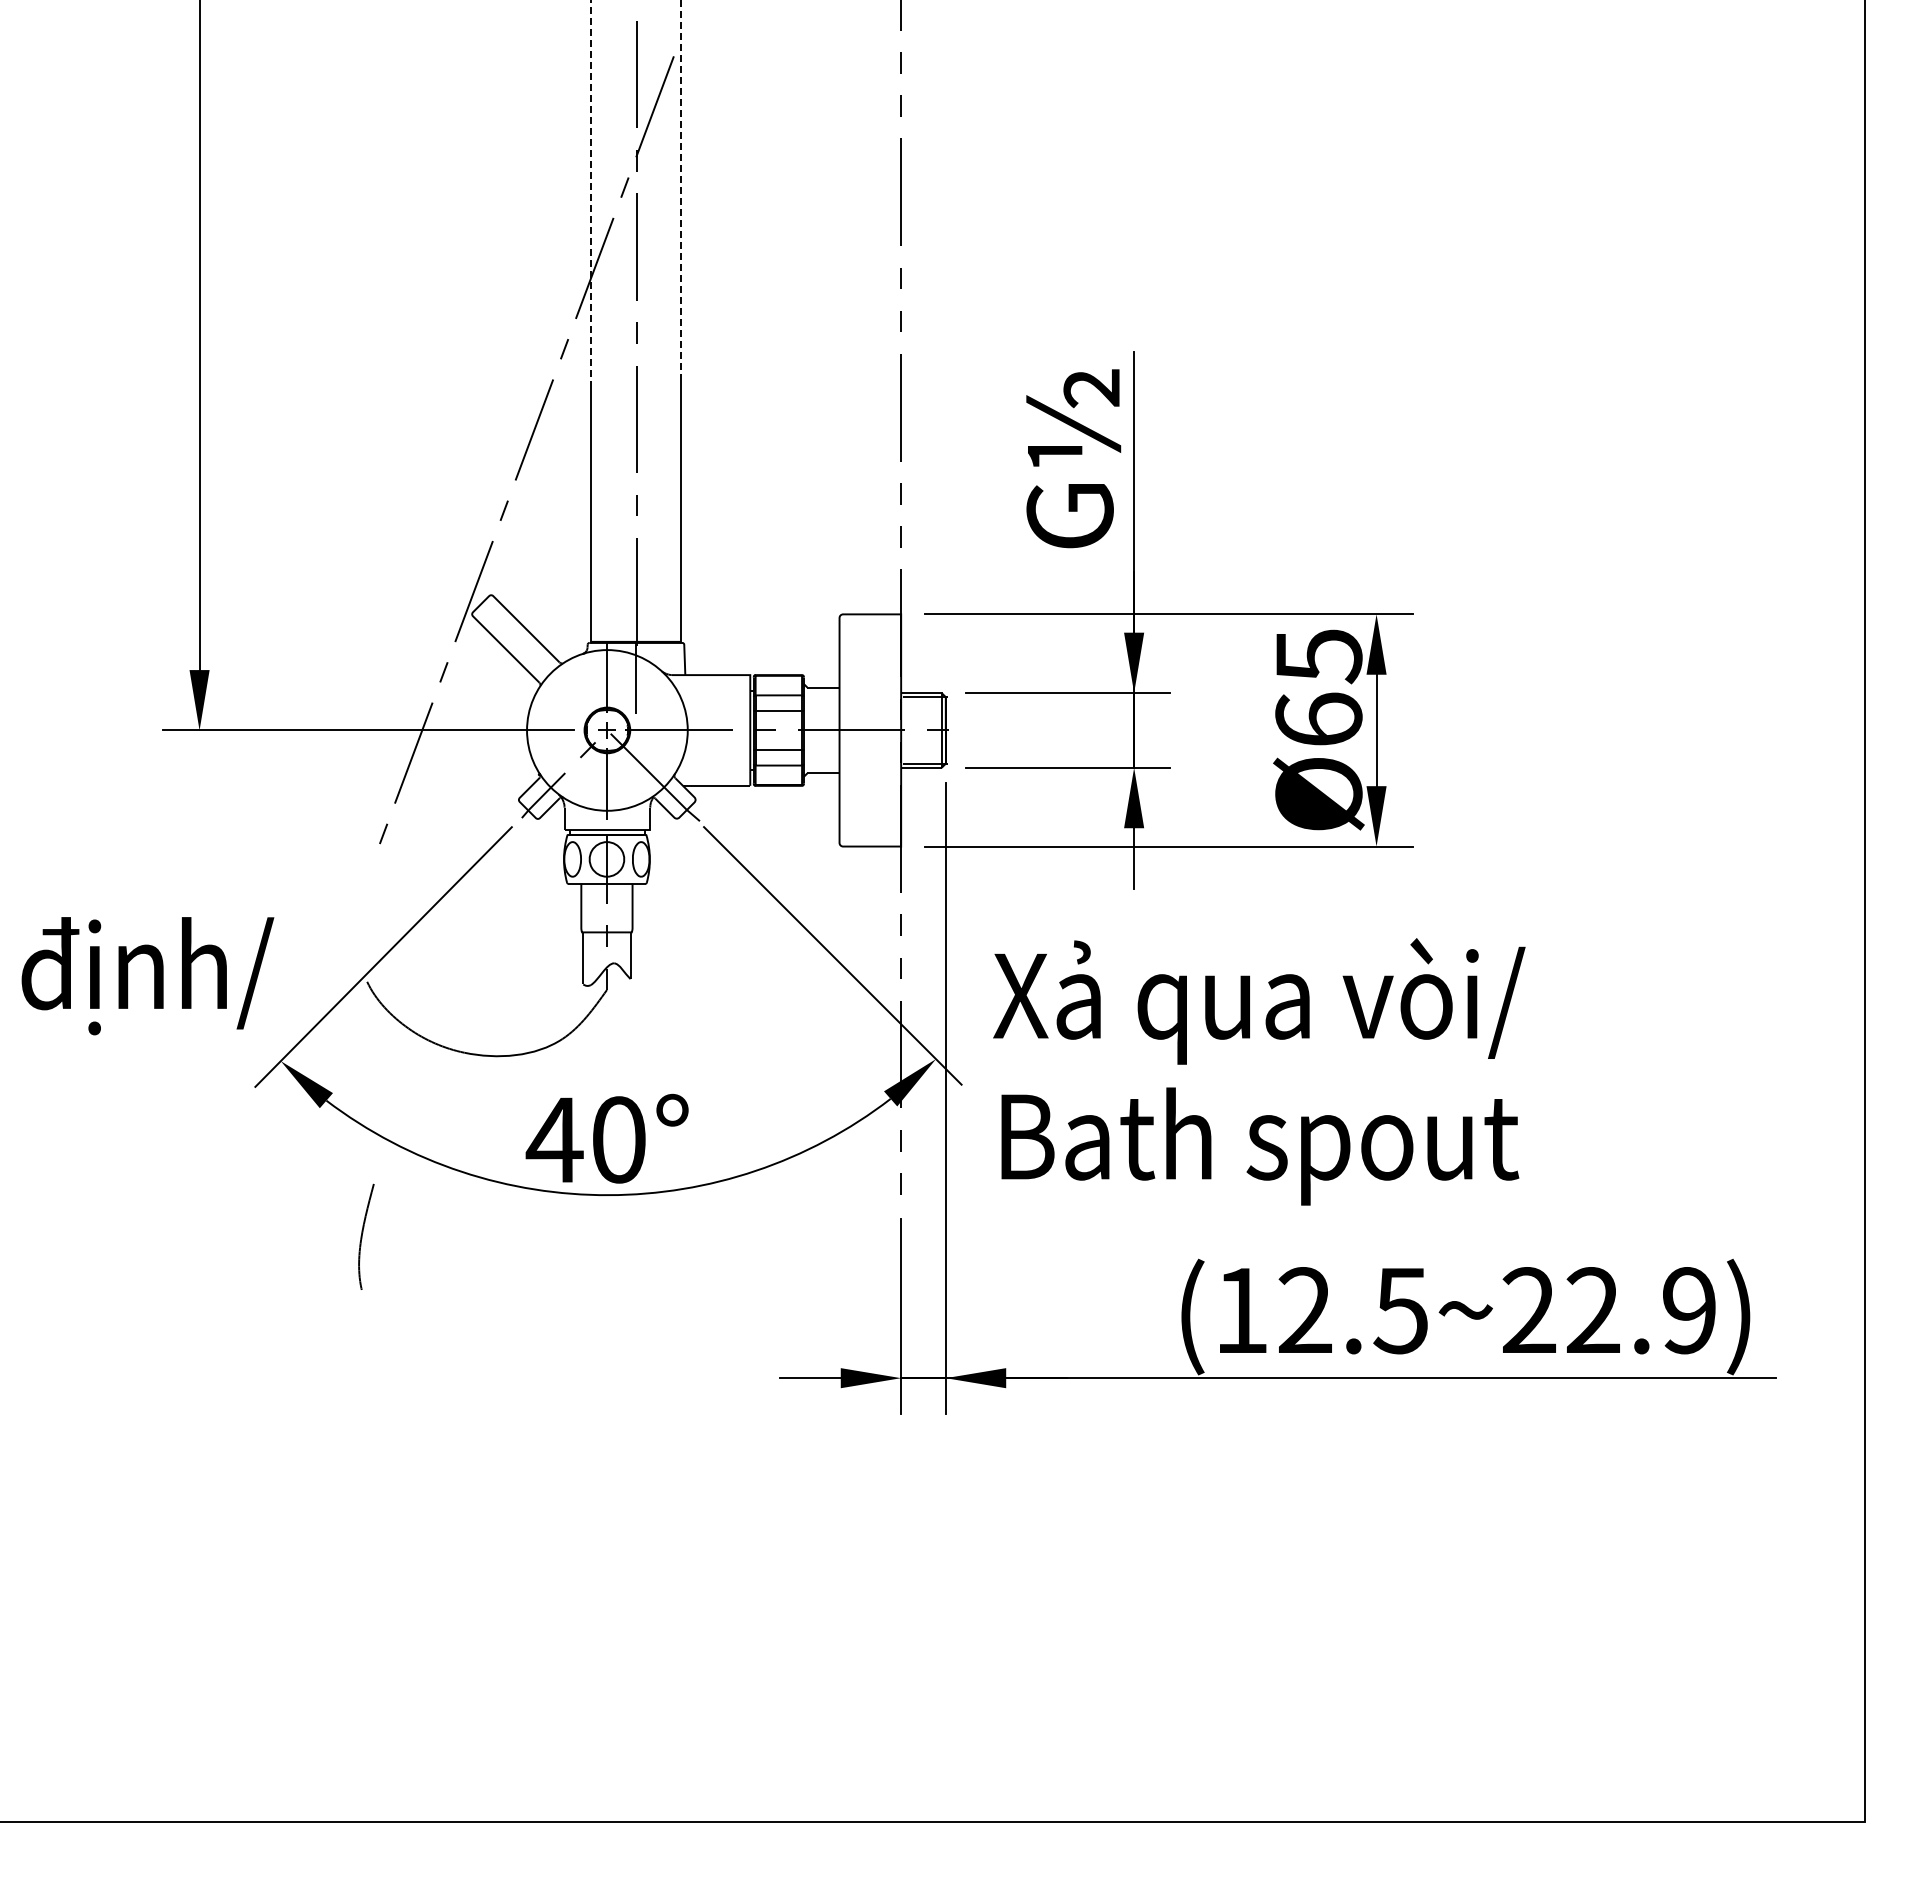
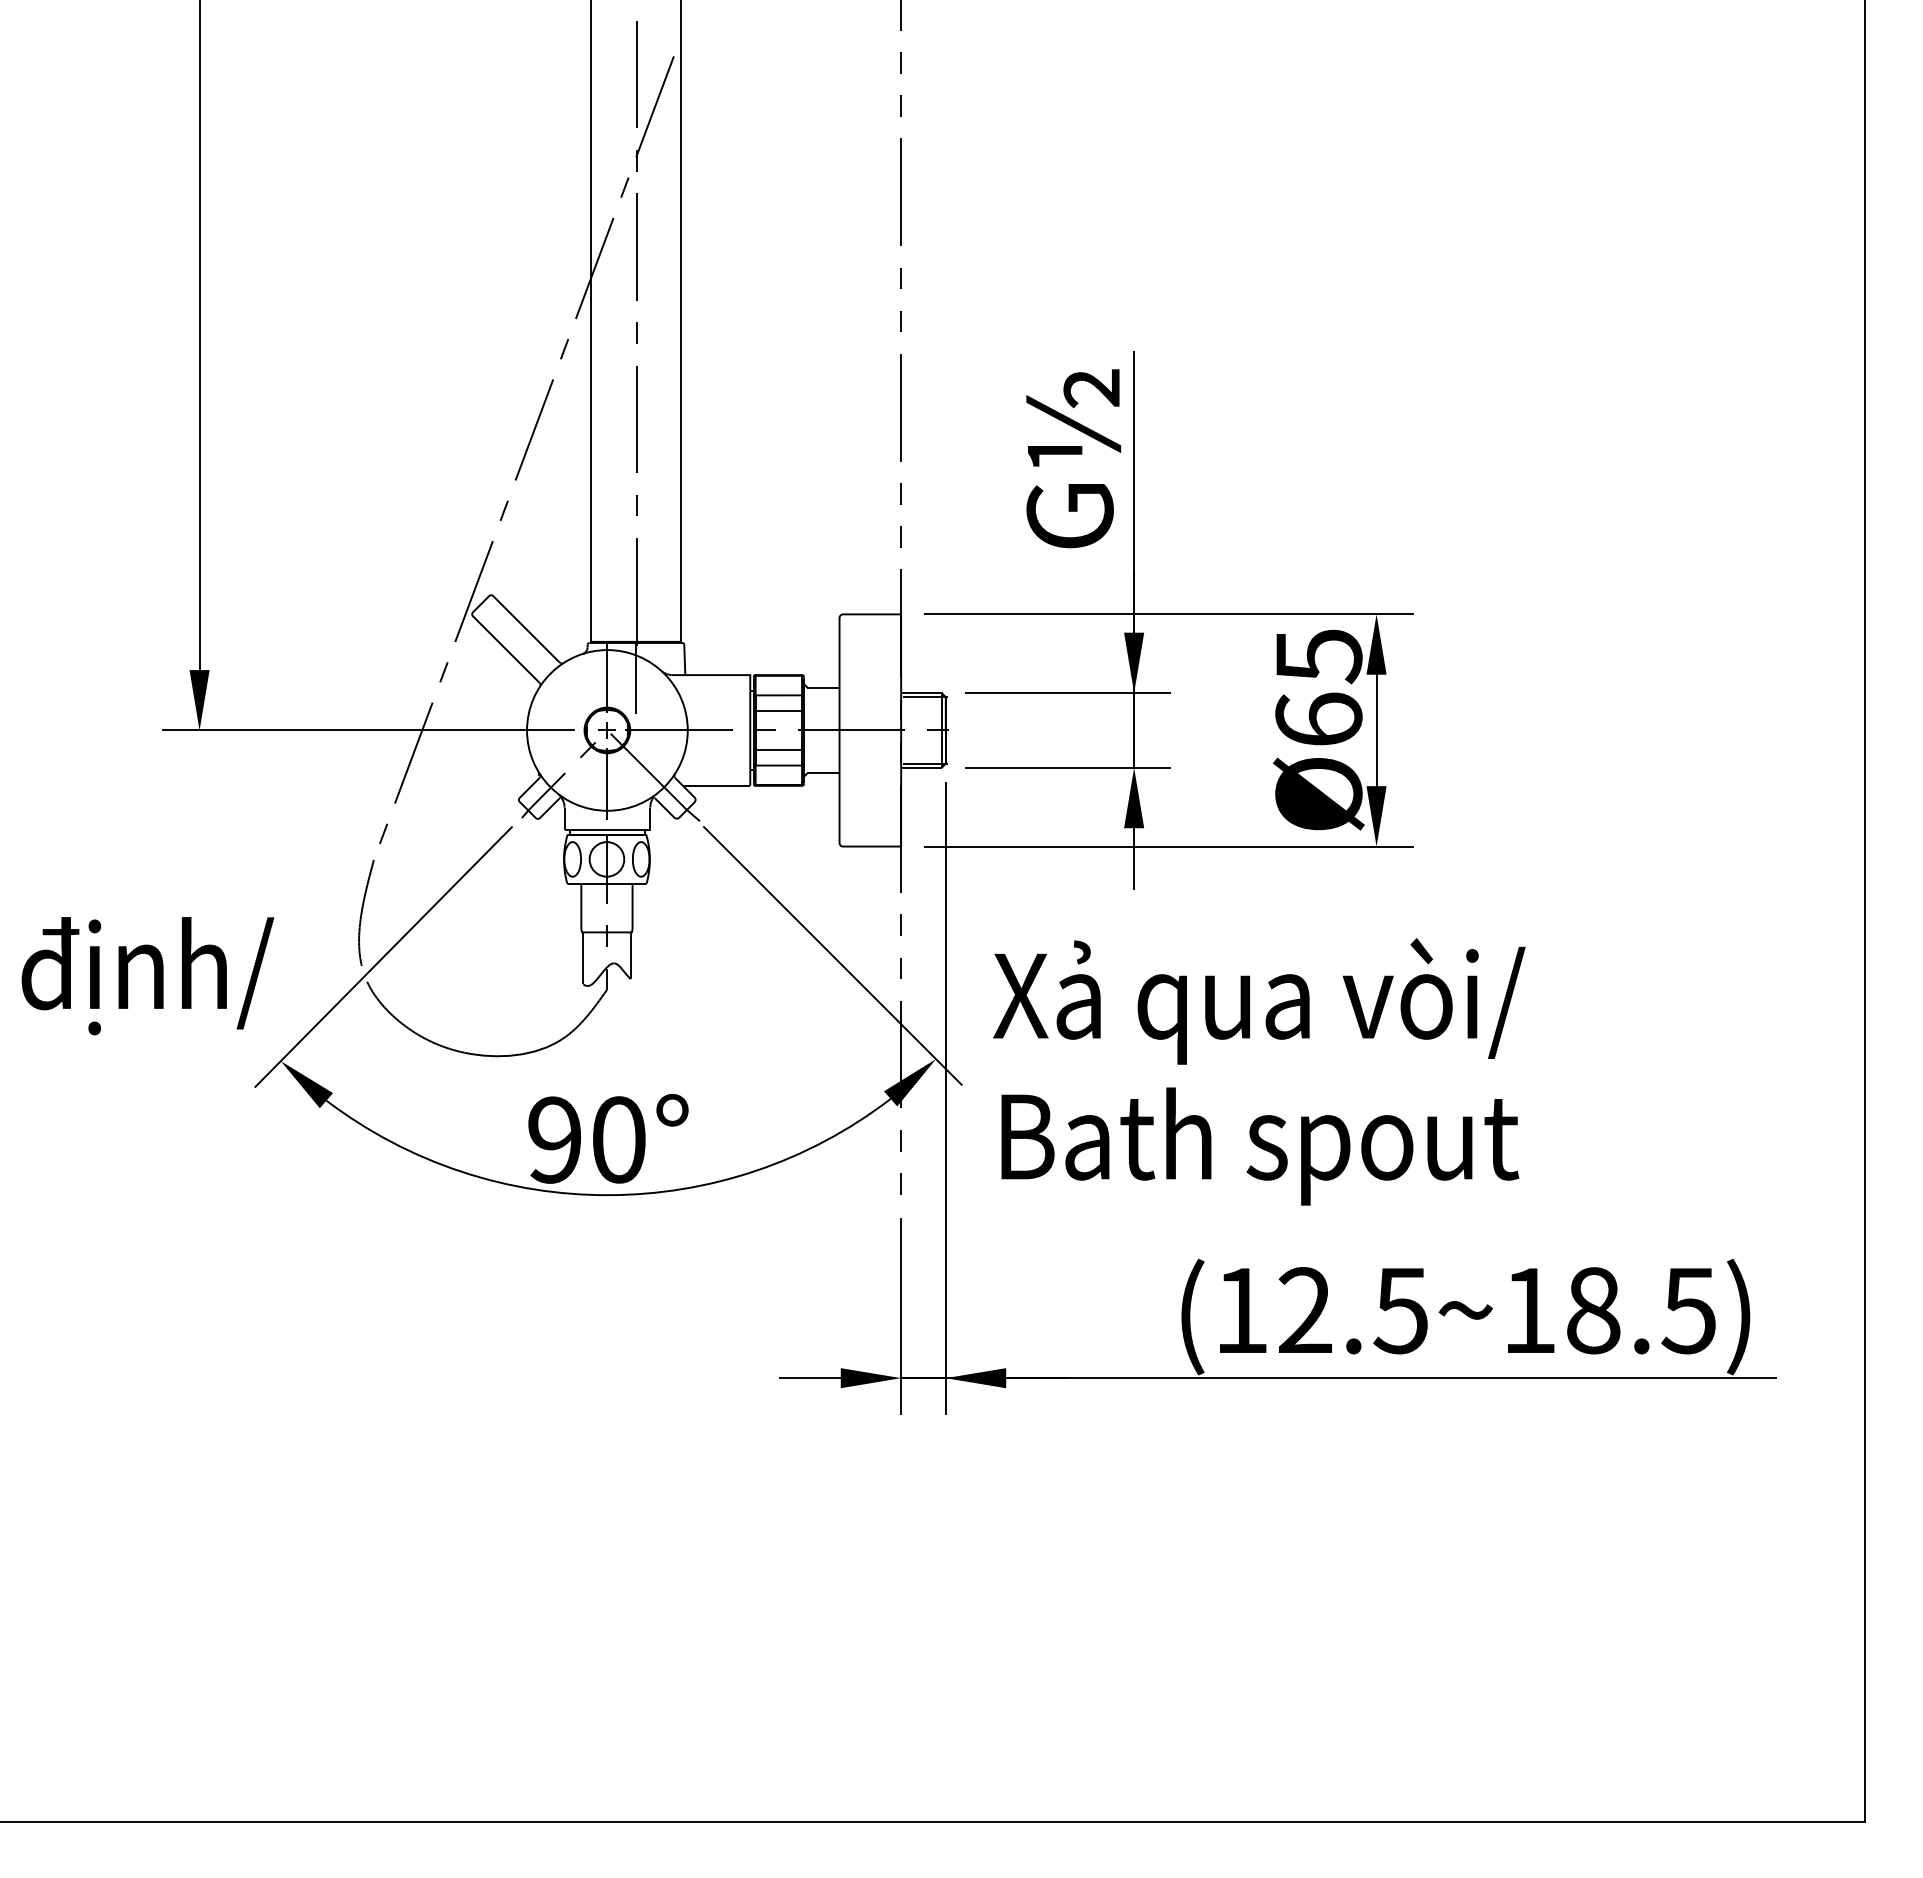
line: dashed -> solid (680, 190)
line: dashed -> solid (591, 191)
text: 40° -> 90° (554, 1139)
curve position: (362, 1236) -> (362, 912) (362, 912)
text: (12.5~22.9) -> (12.5~18.5) (1608, 1310)
